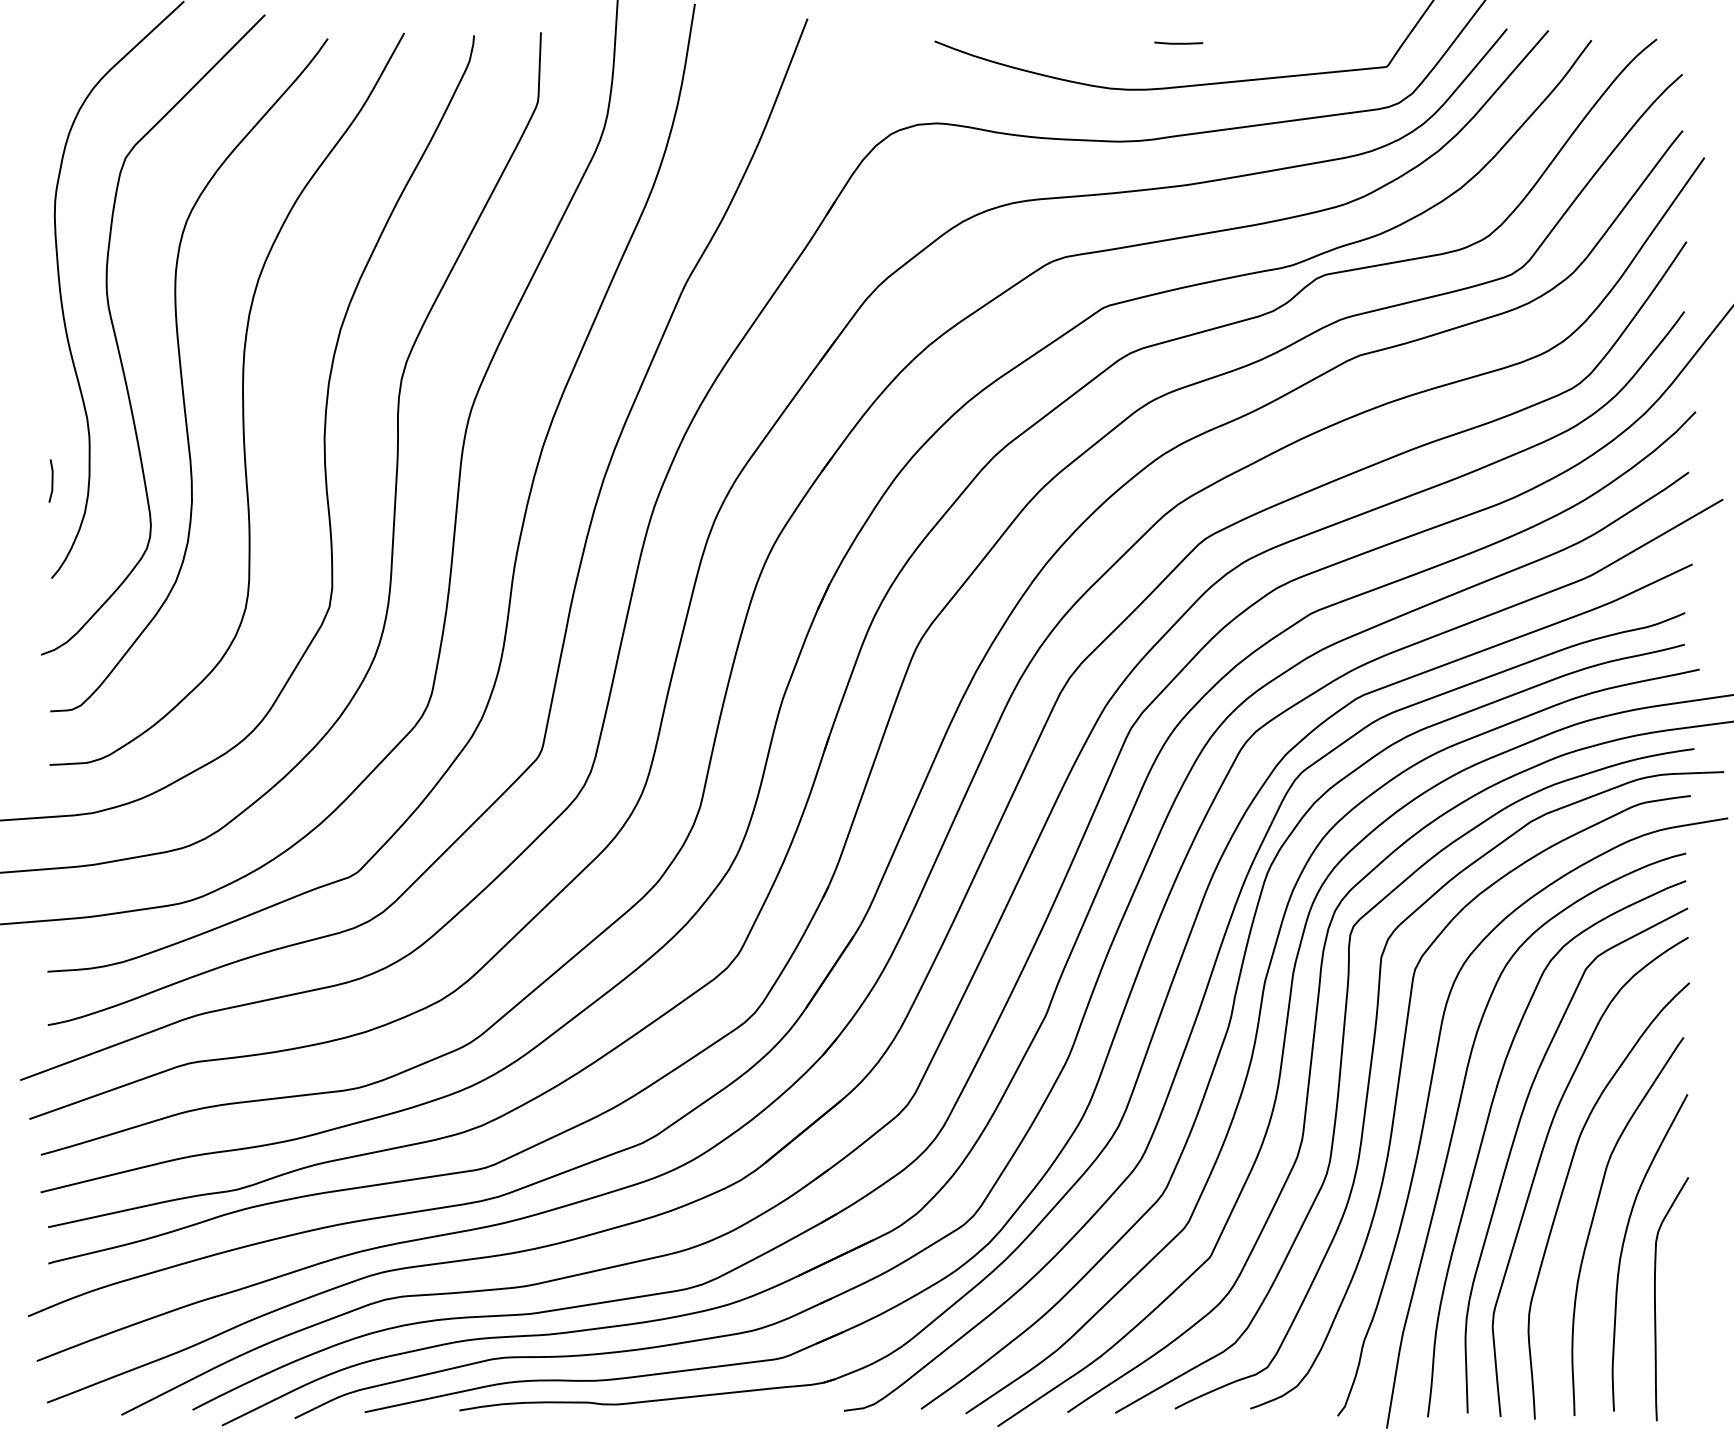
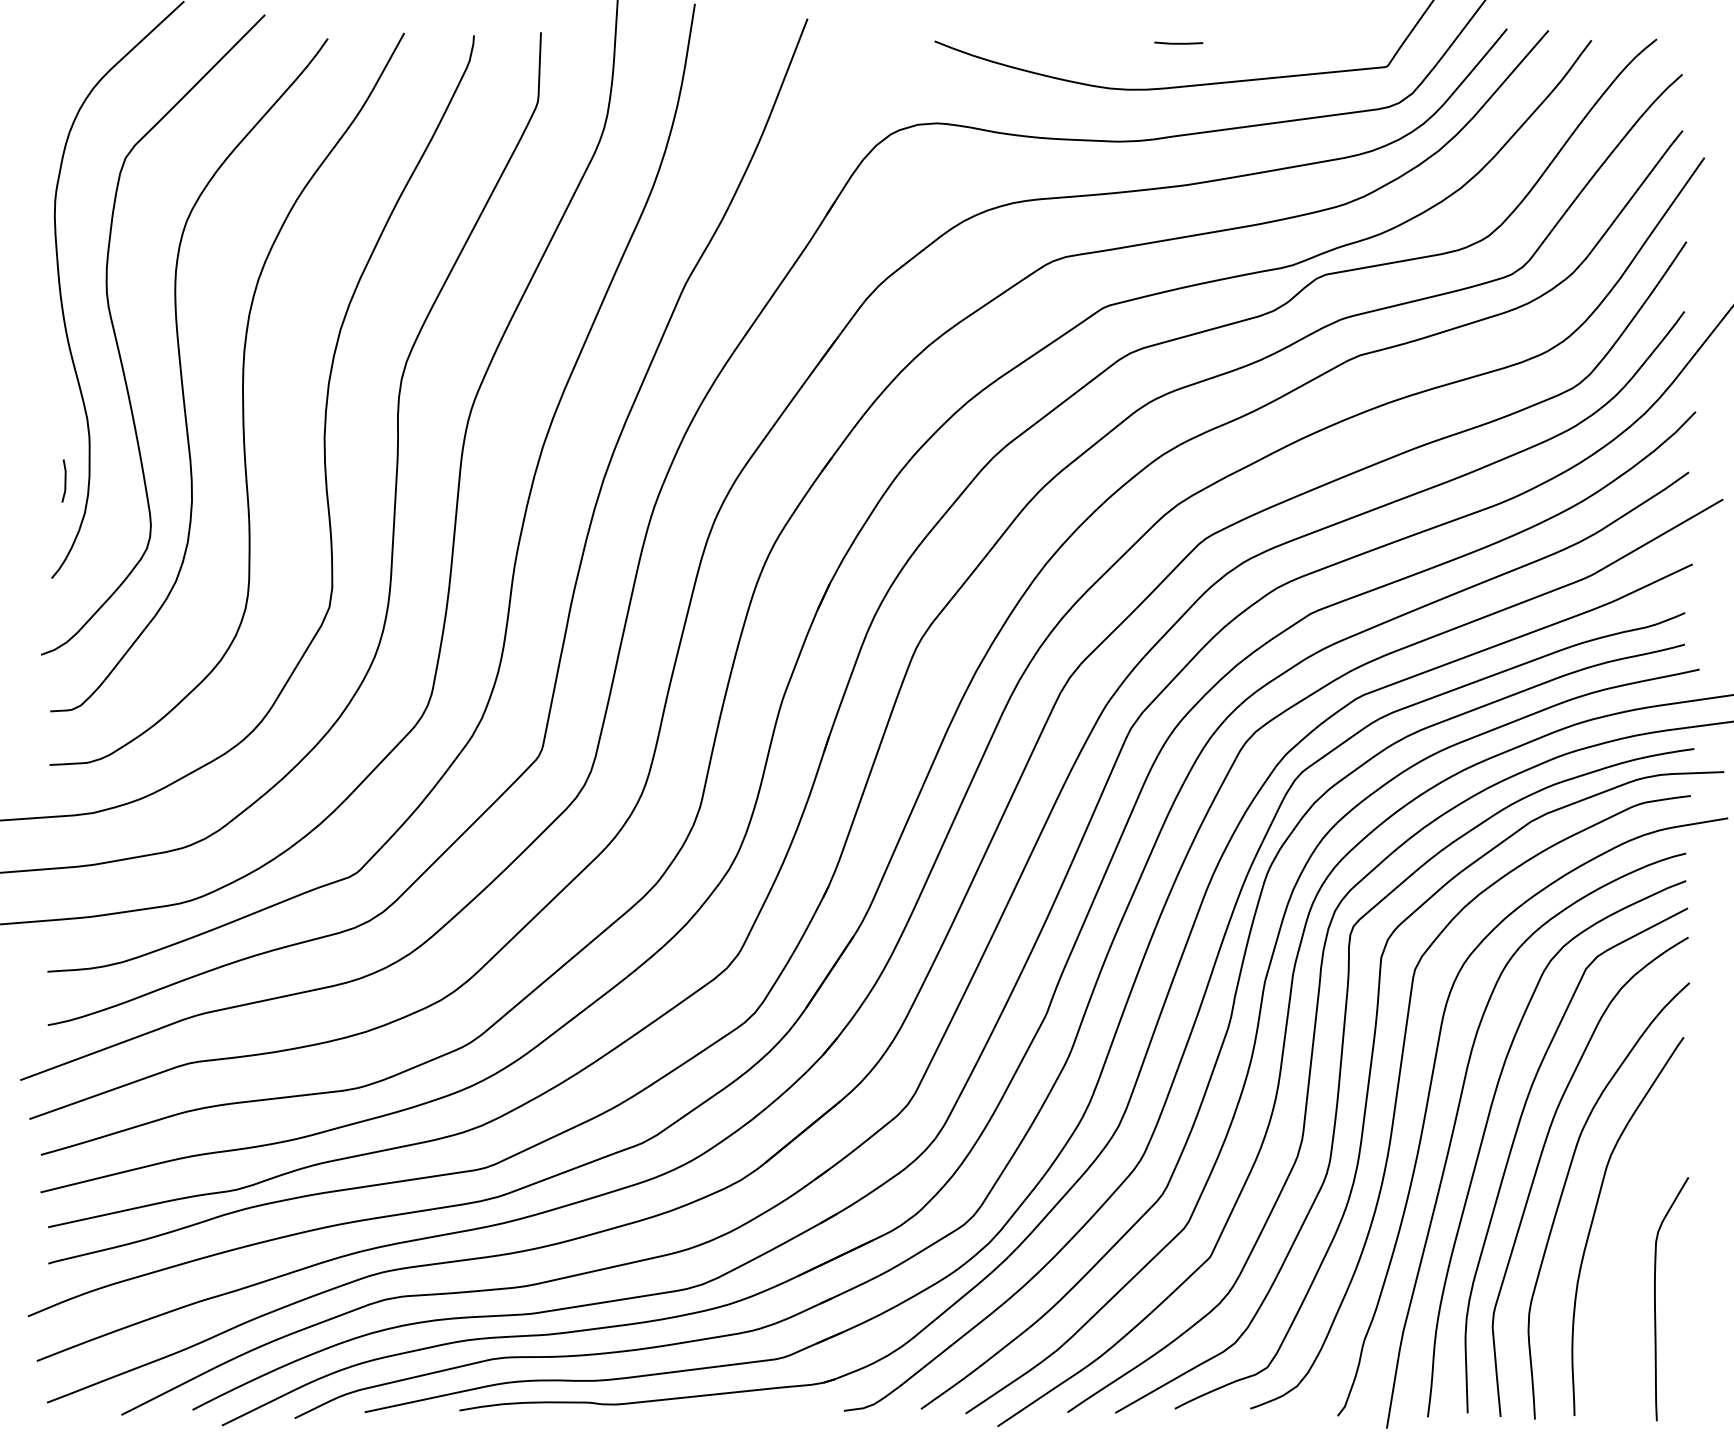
line position: (51, 480) -> (64, 480) (64, 480)
curve: present -> none (1623, 1248)
